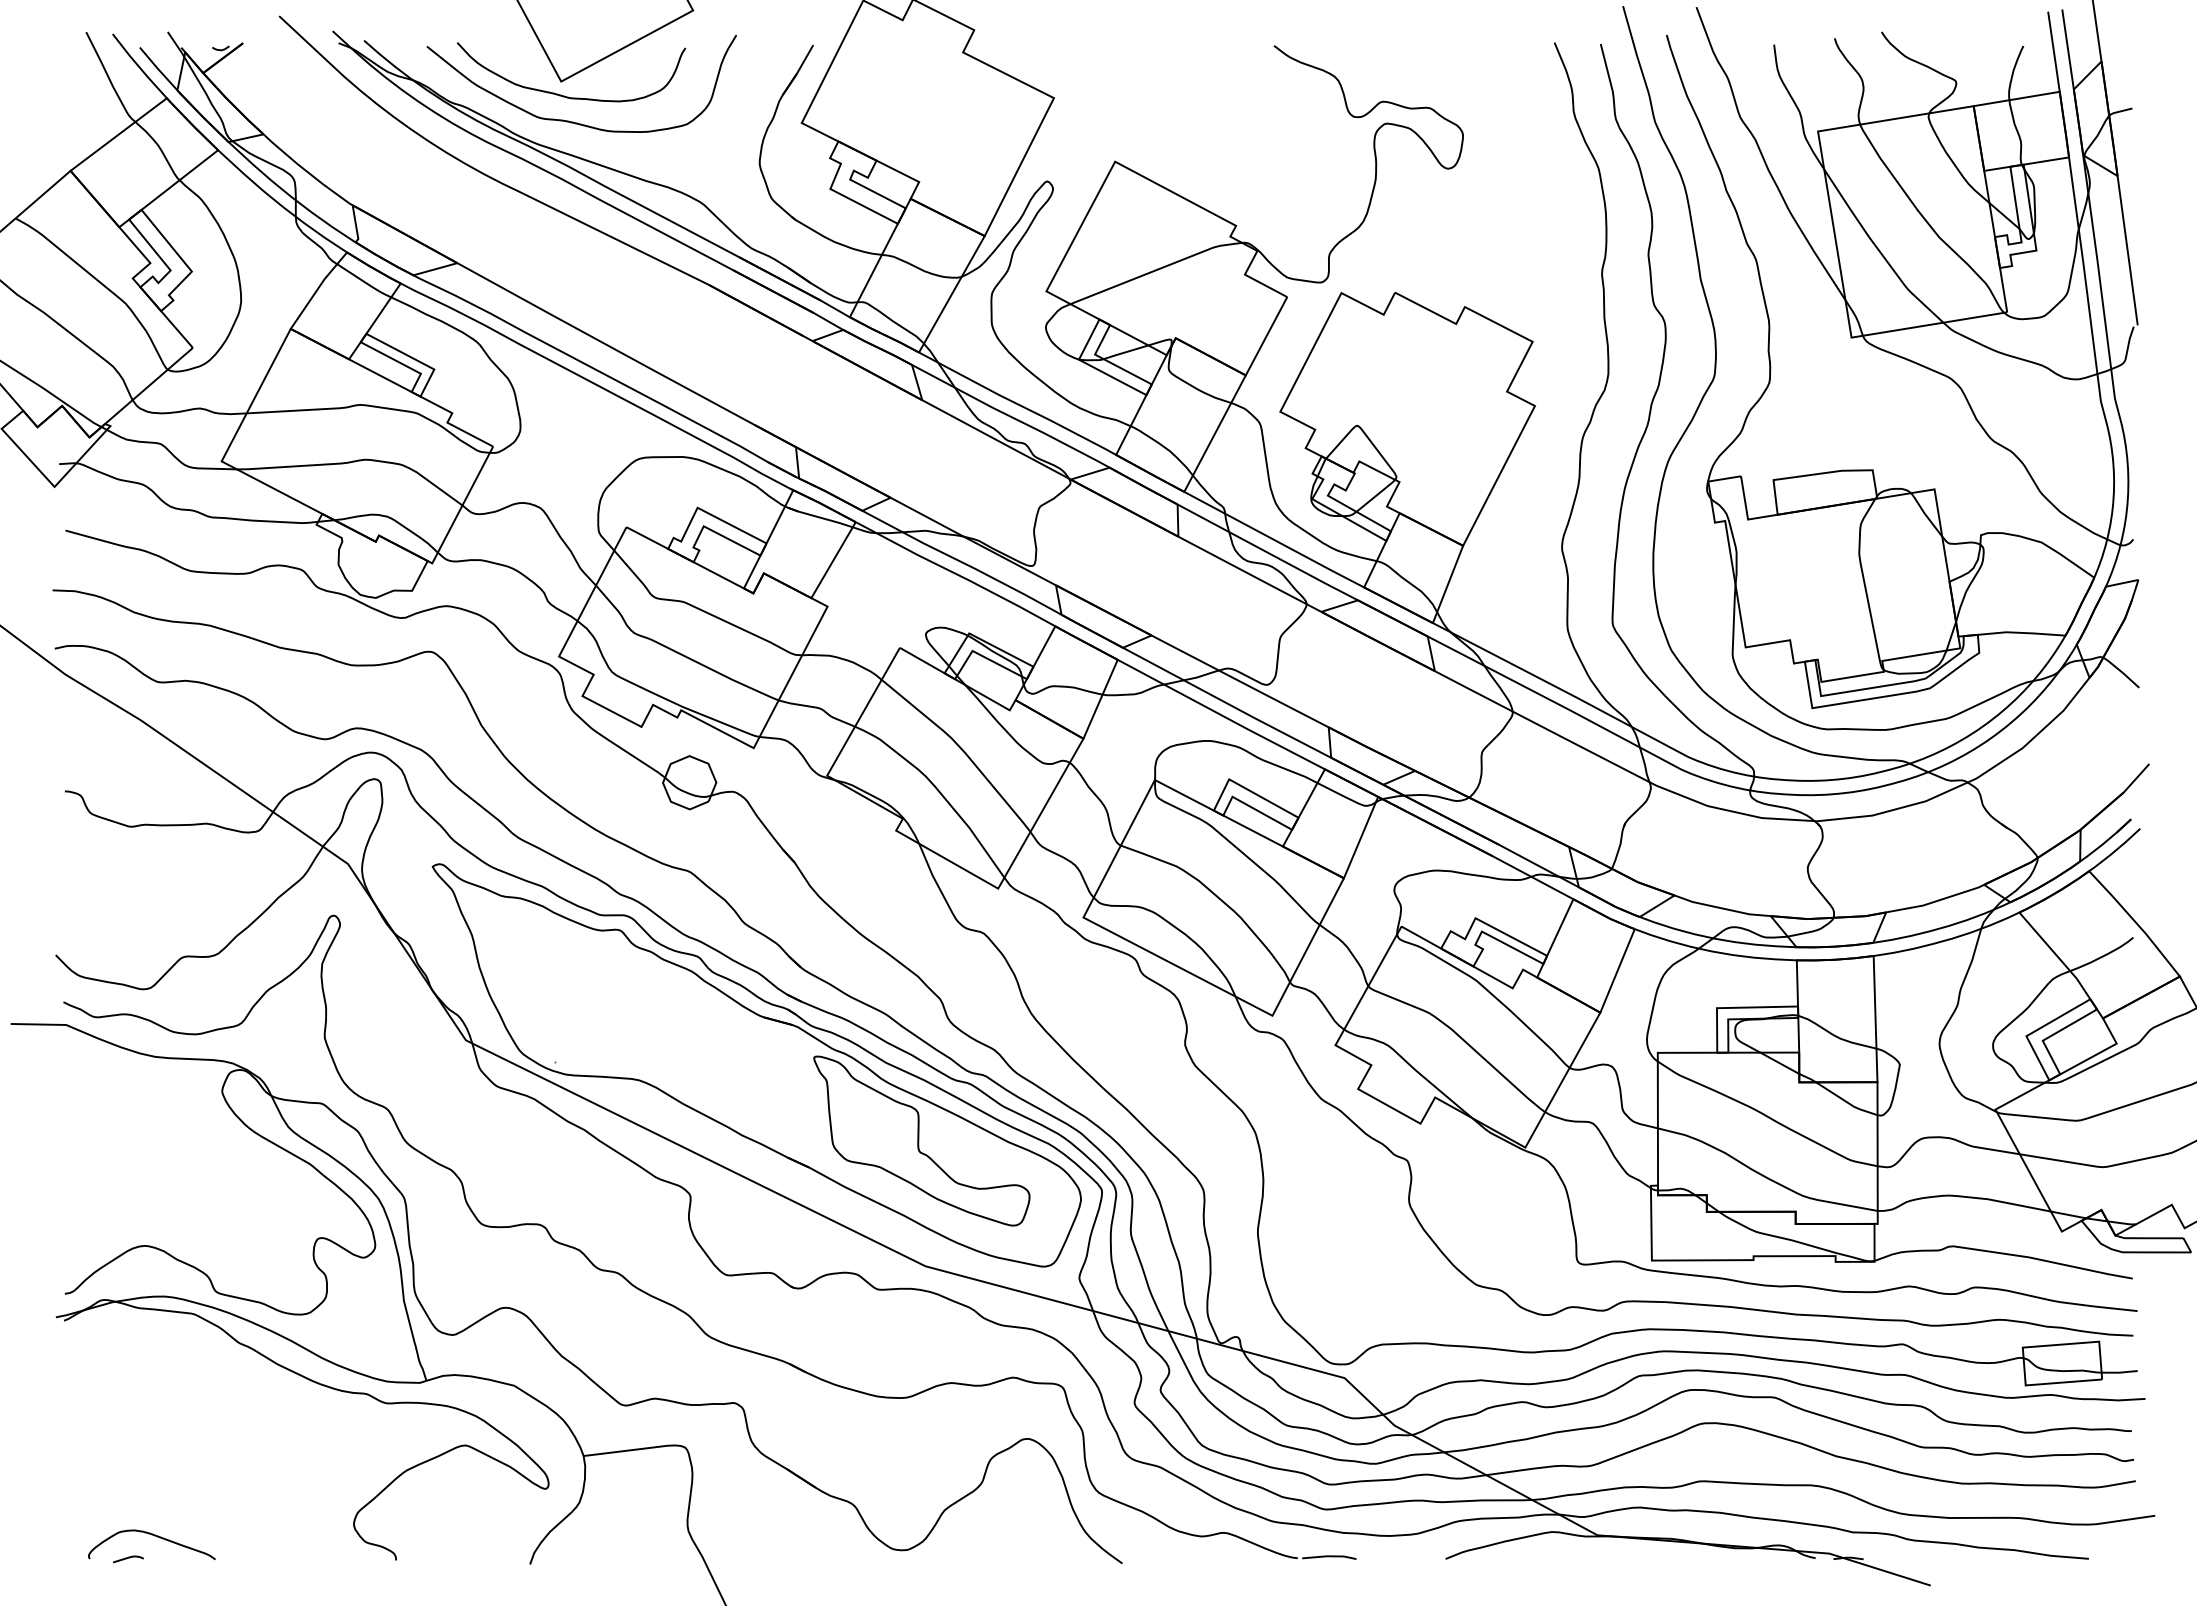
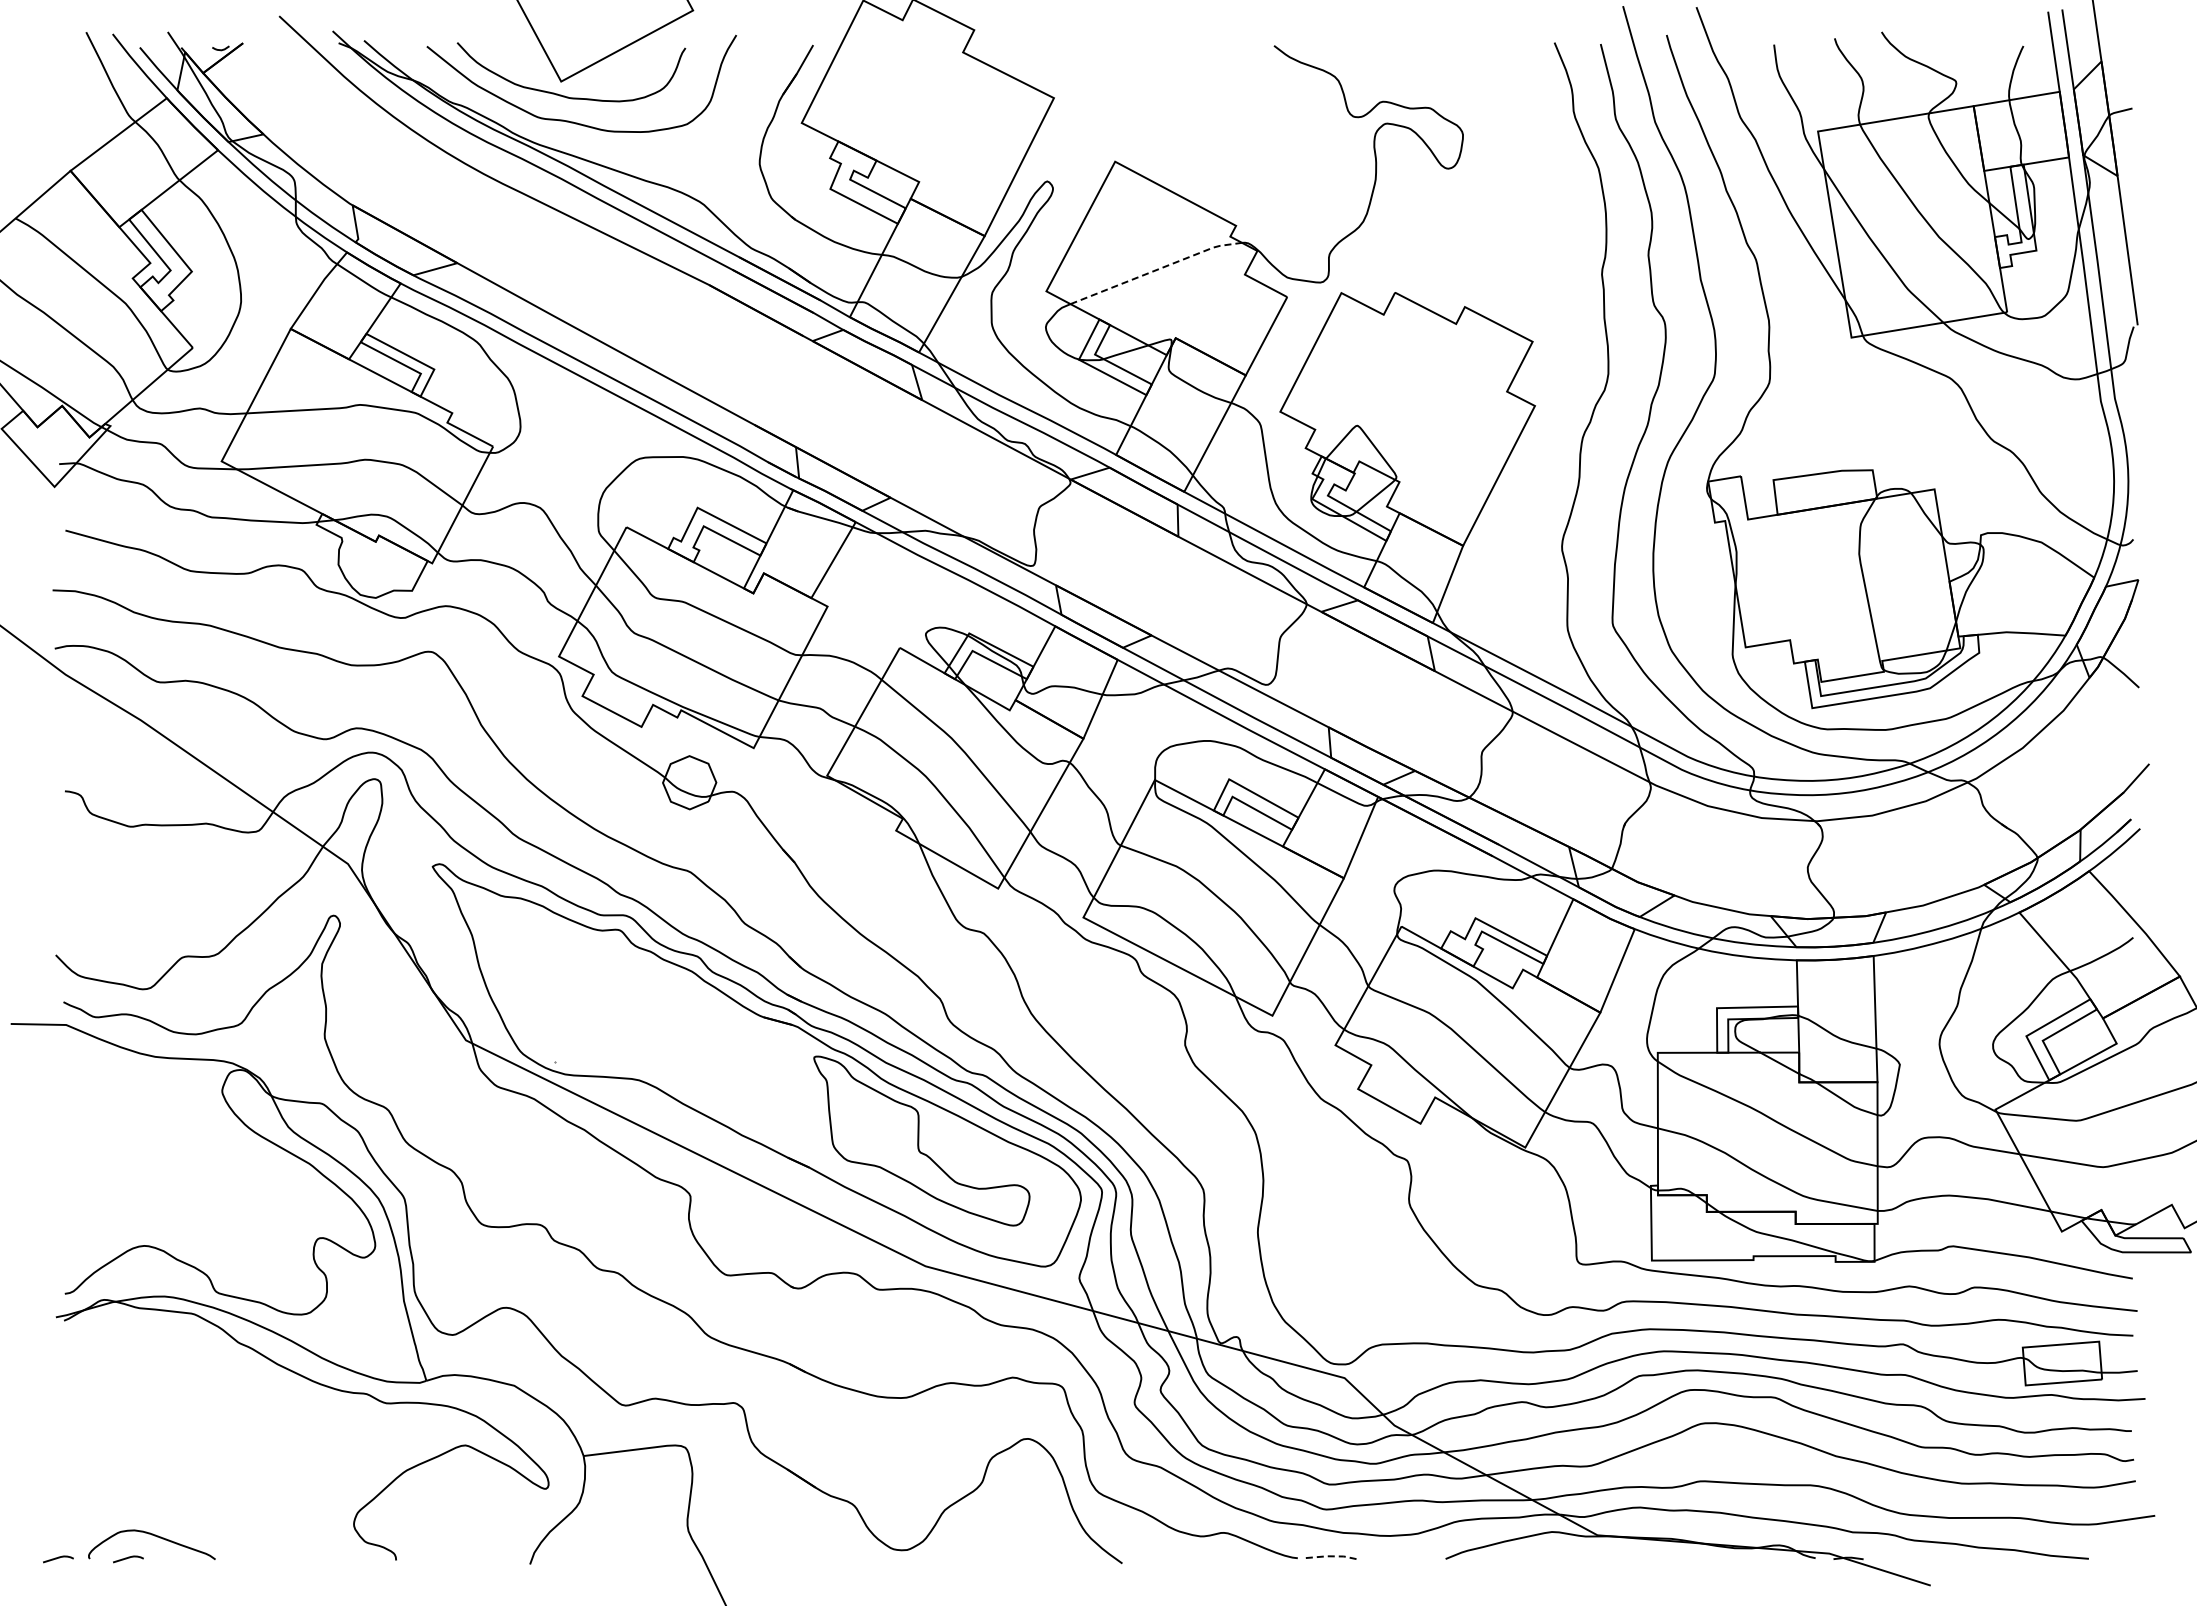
line: solid -> dashed (1156, 270)
line: solid -> dashed (1328, 1556)
curve: none -> present (58, 1558)
